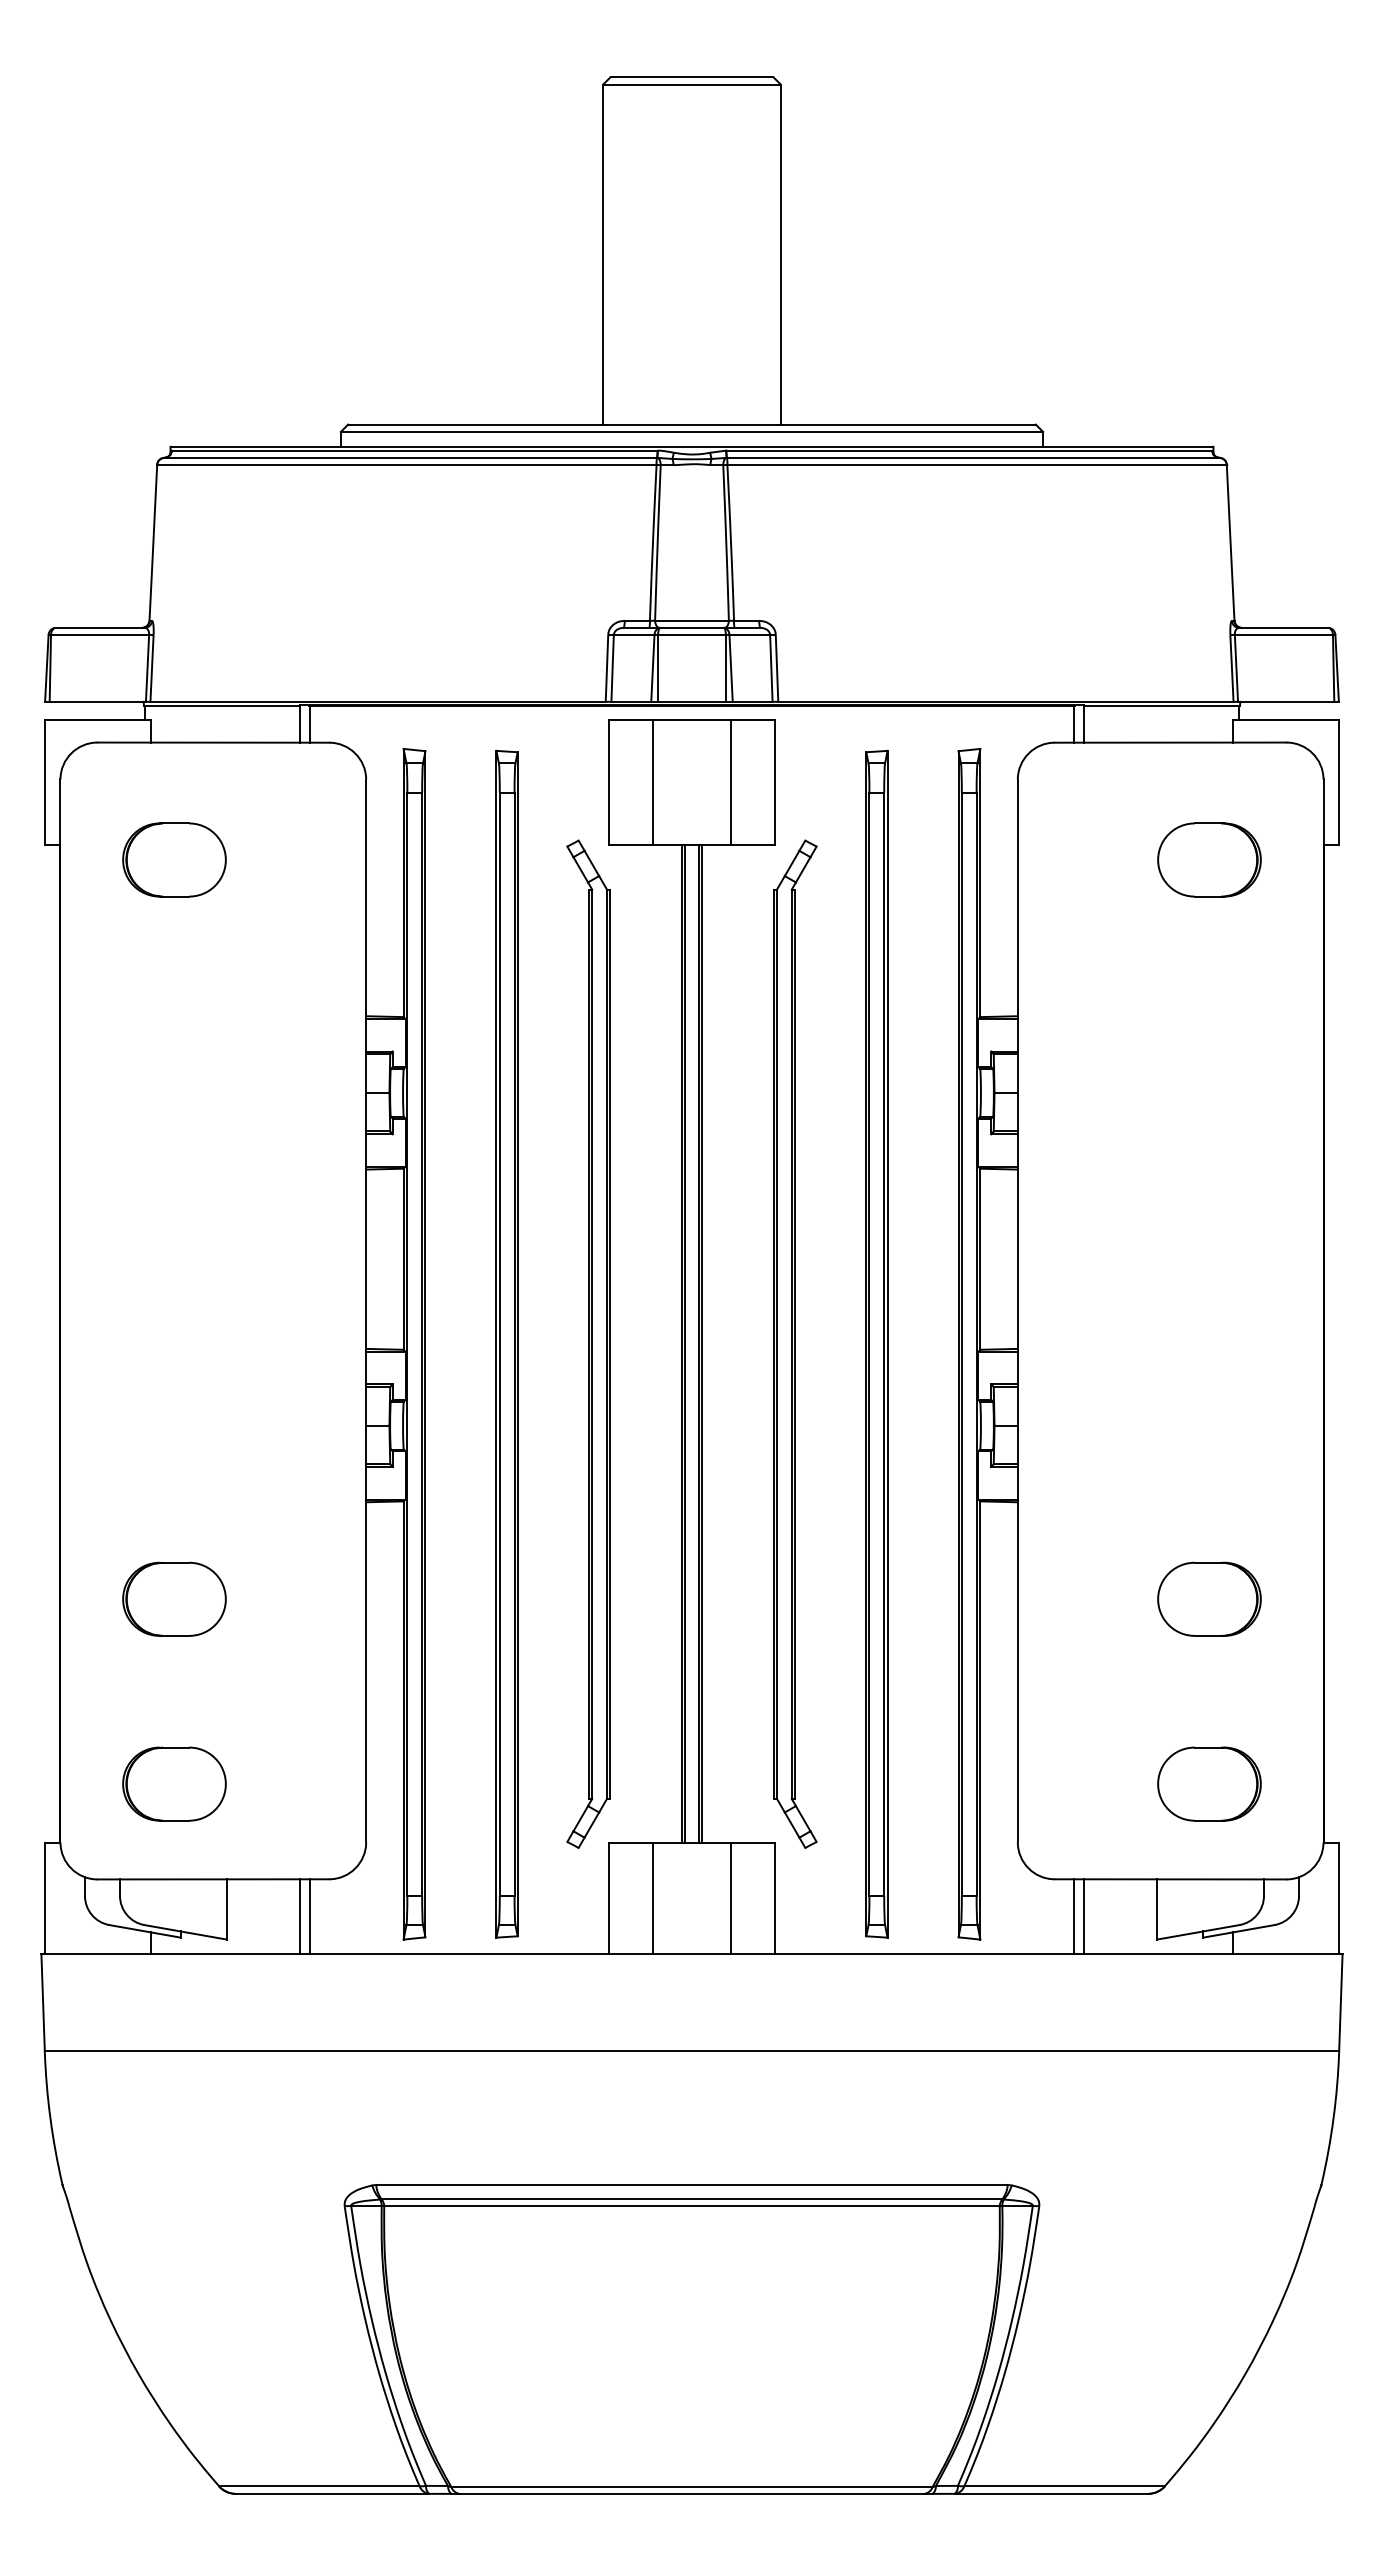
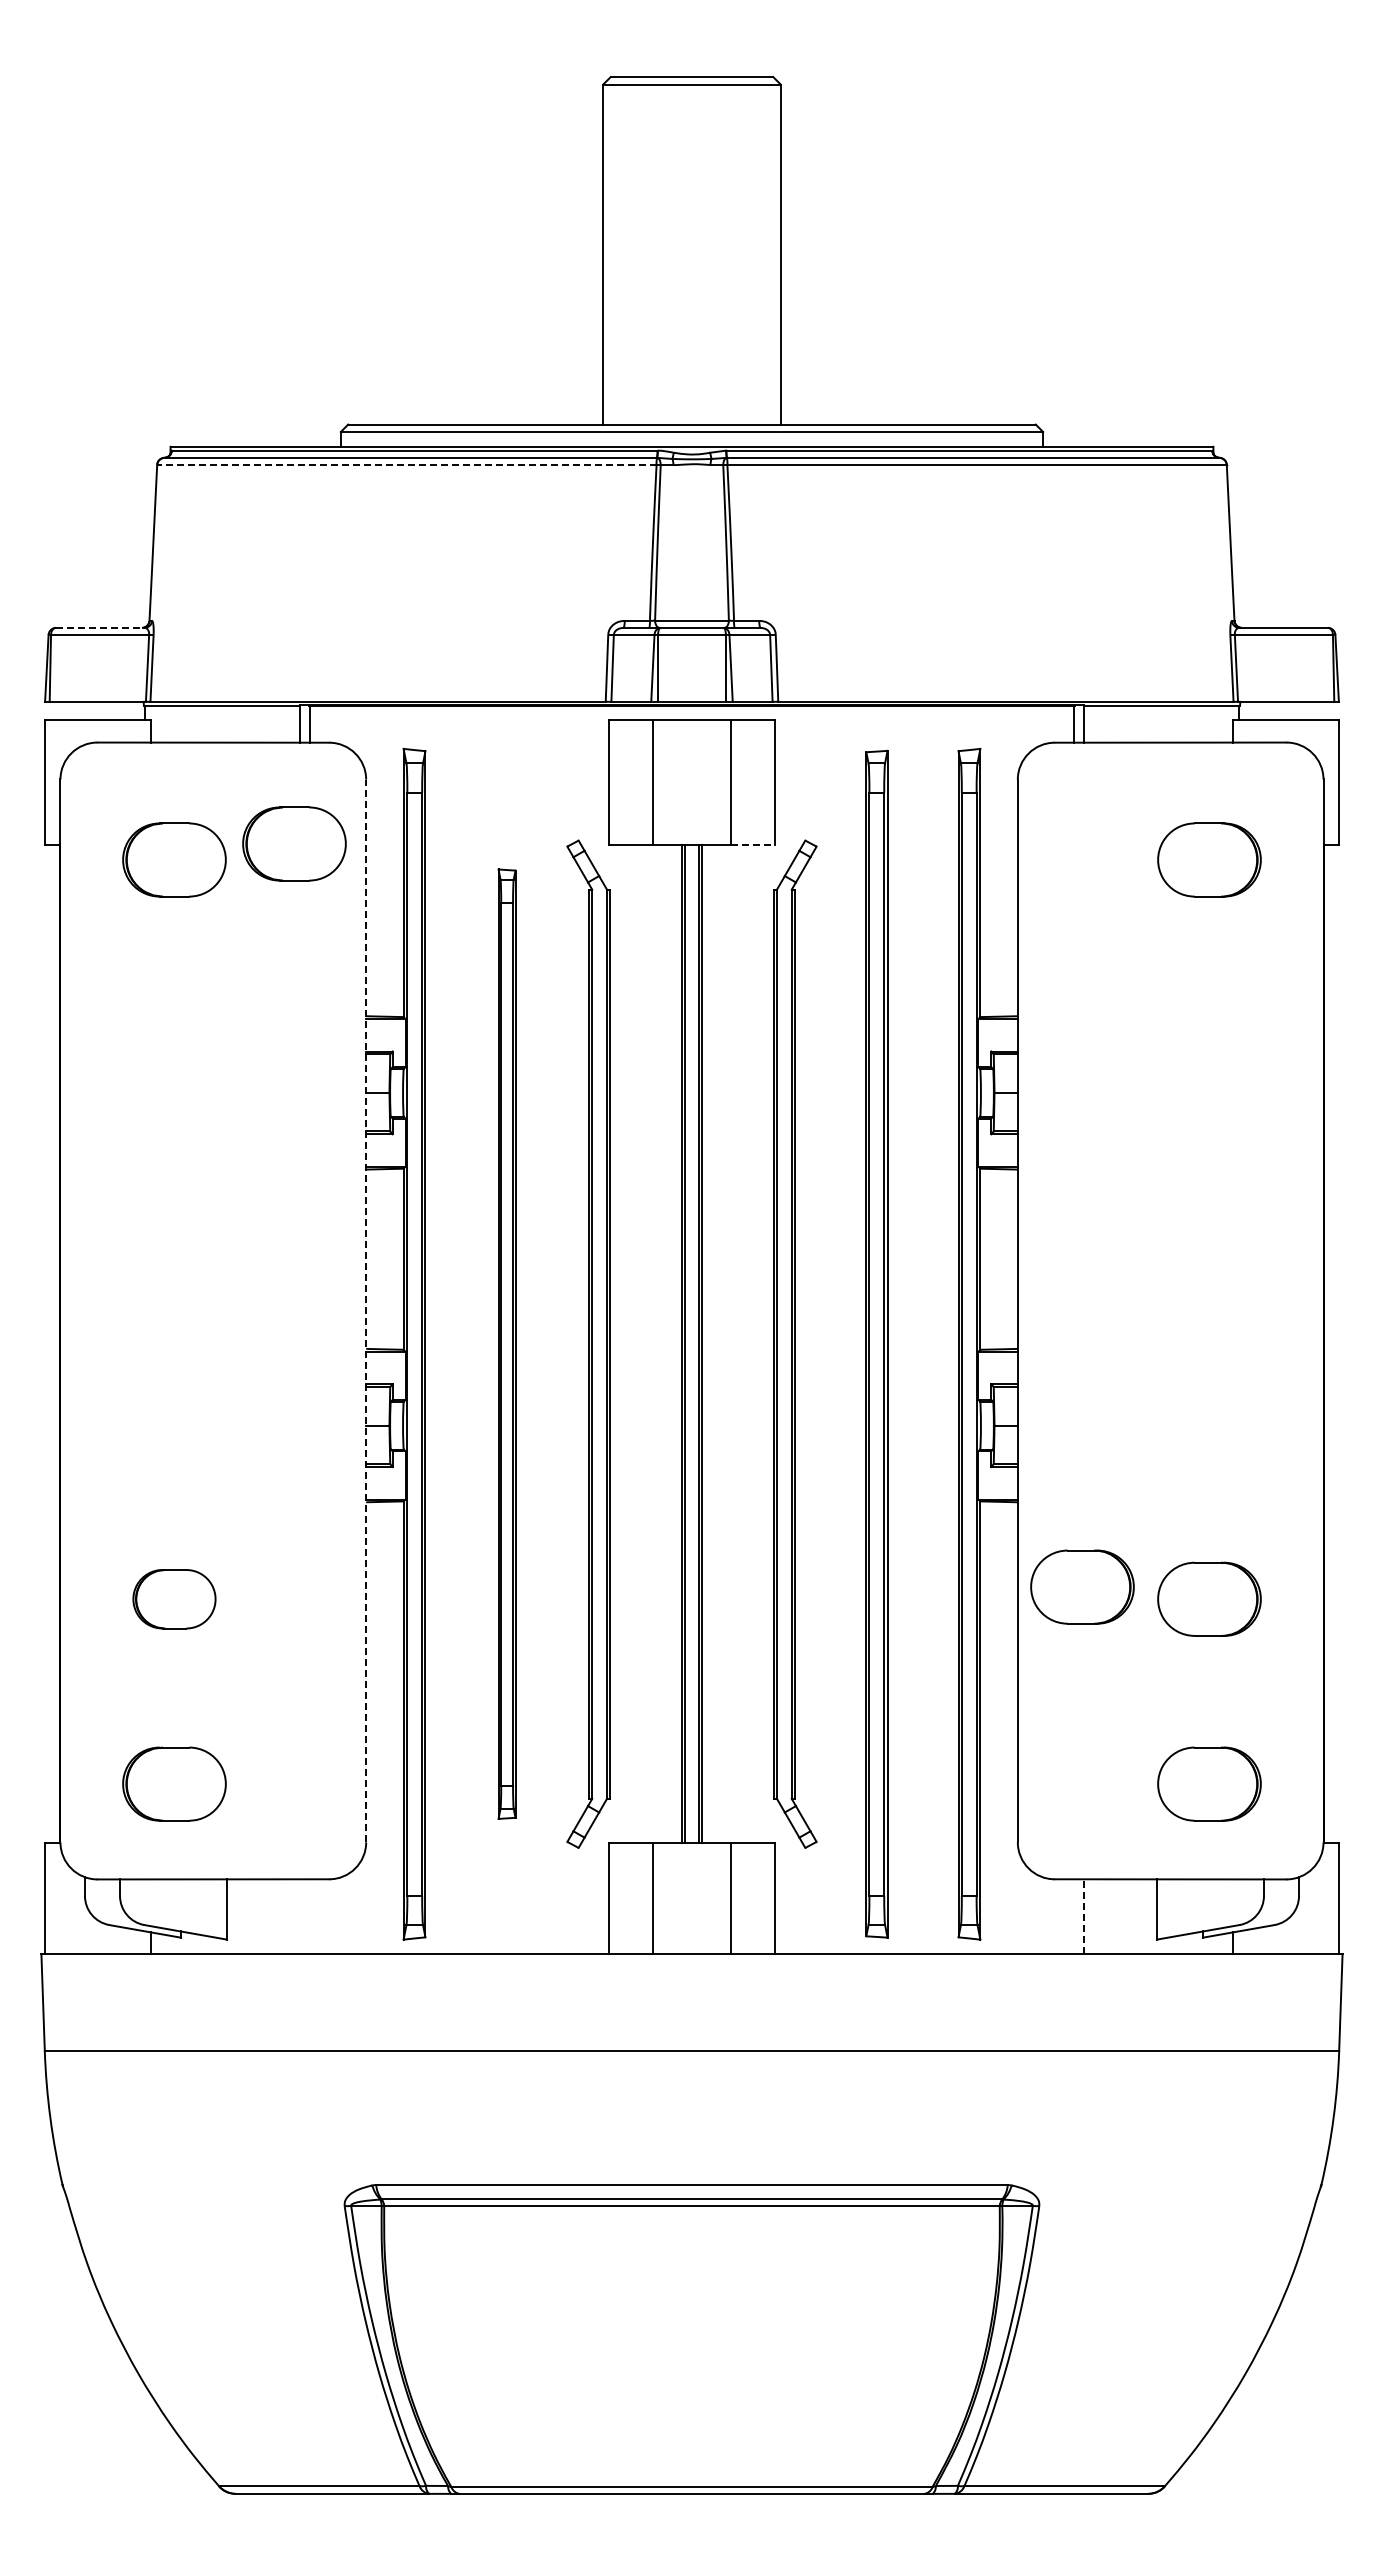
line: solid -> dashed (406, 464)
line: solid -> dashed (100, 627)
part: none -> present (294, 843)
line: solid -> dashed (752, 845)
line: solid -> dashed (366, 1310)
part size: 24x1190 px -> 20x952 px (506, 1343)
part: none -> present (1082, 1586)
part size: 105x76 px -> 85x61 px (174, 1599)
line: present -> none (299, 1916)
line: present -> none (310, 1916)
line: present -> none (1073, 1916)
line: solid -> dashed (1084, 1916)
